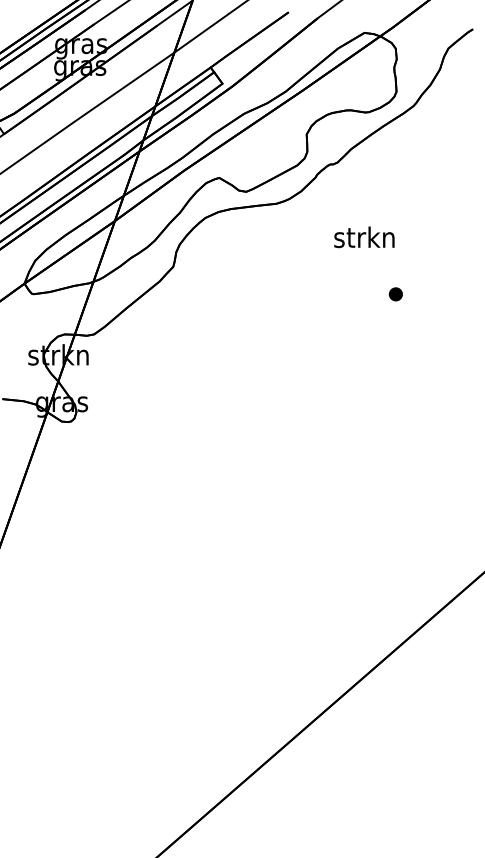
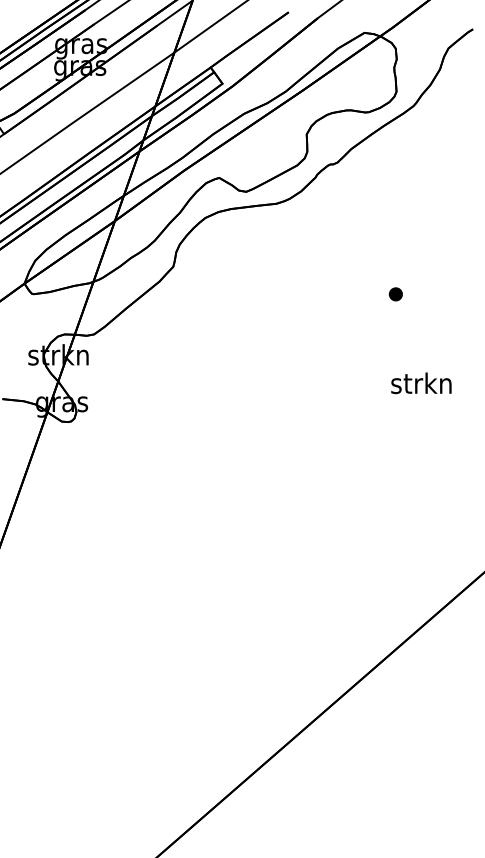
text position: (364, 237) -> (421, 383) (421, 383)
